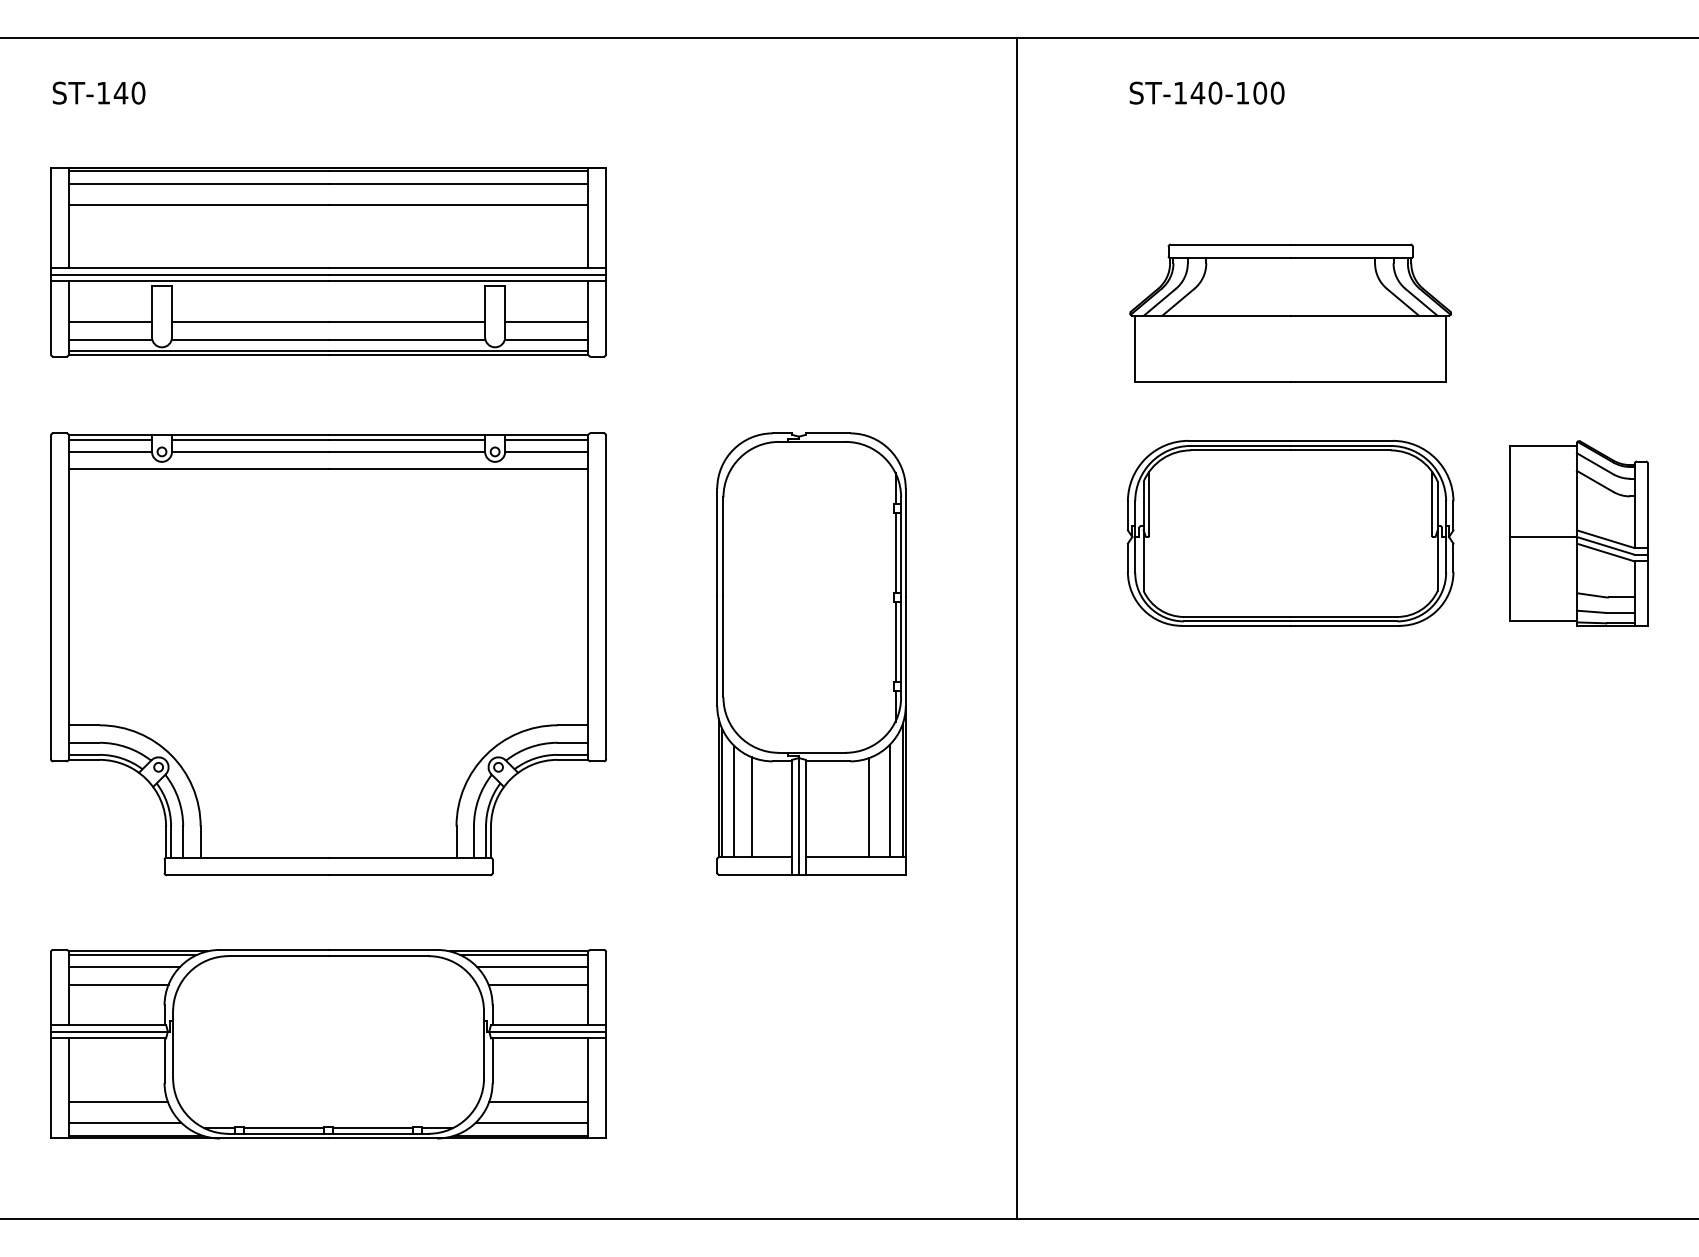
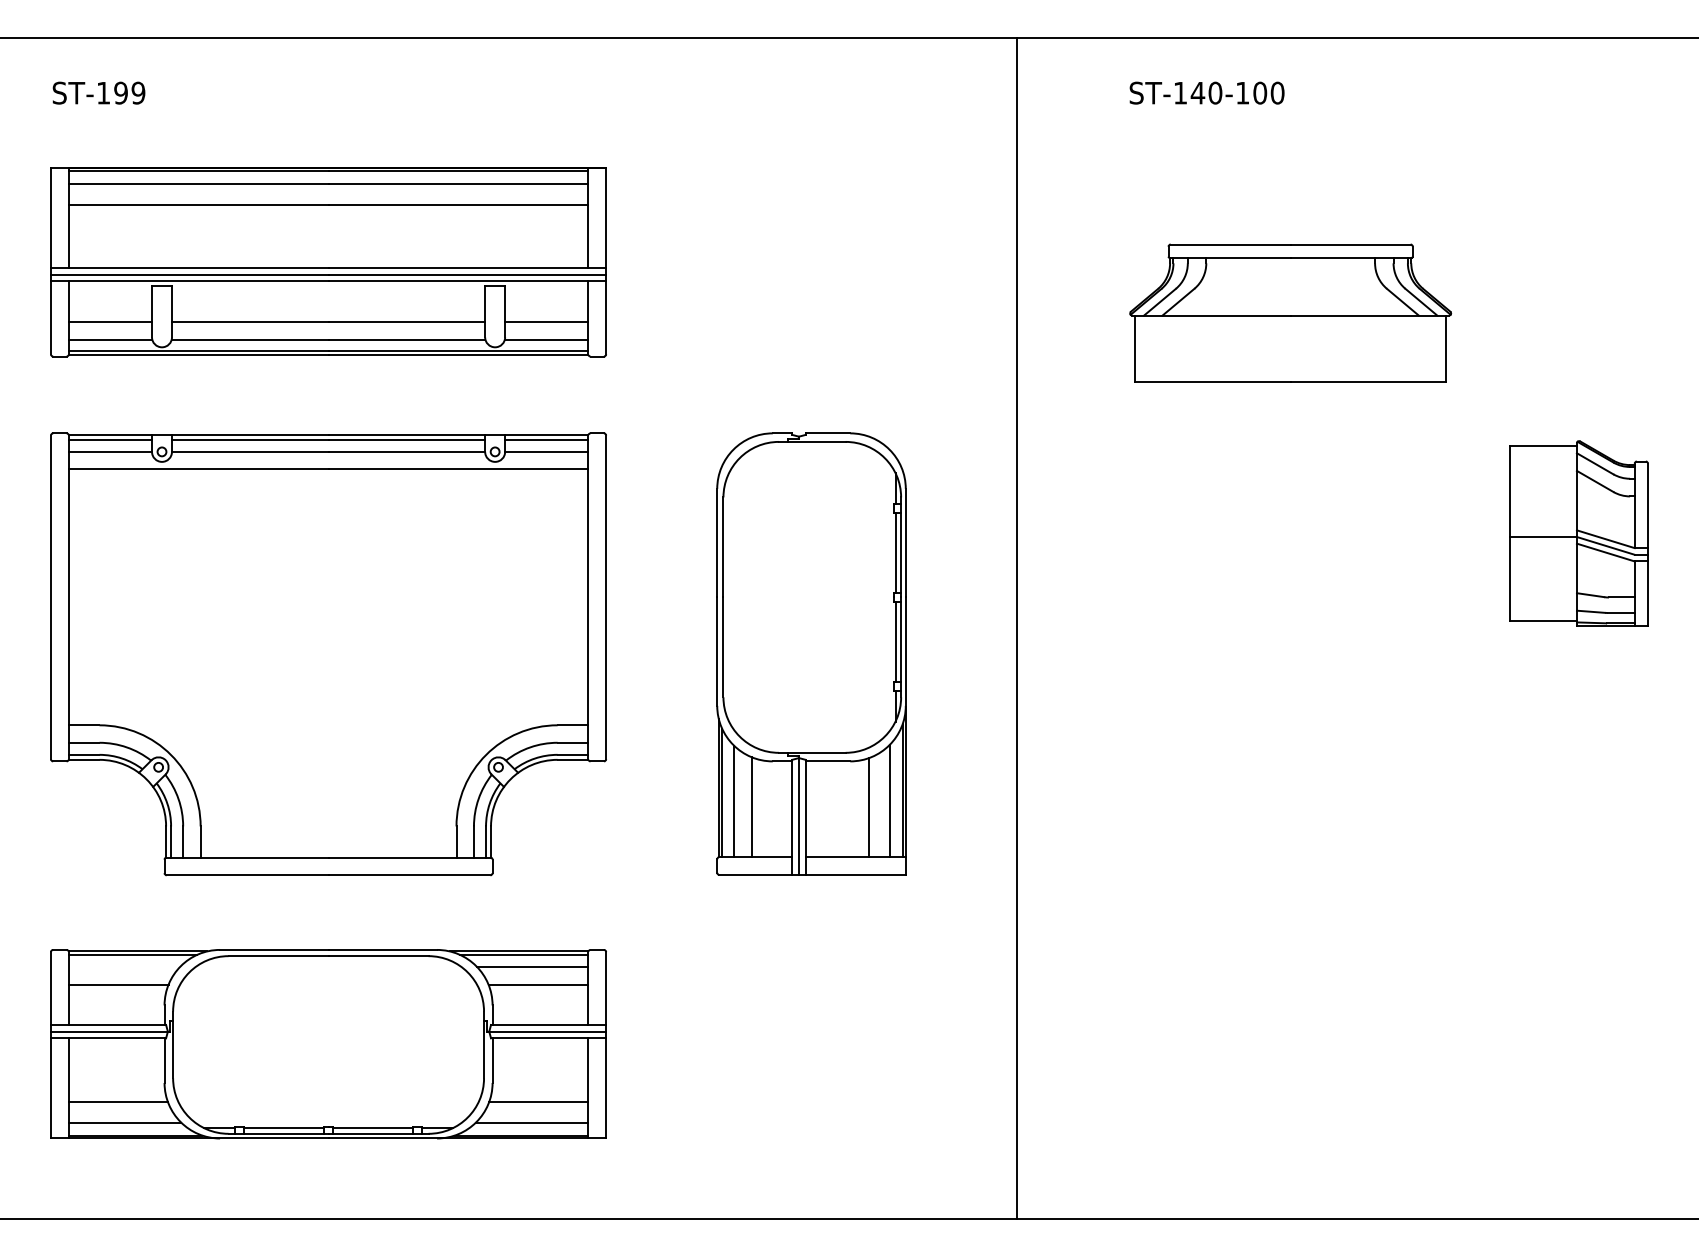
text: ST-140 -> ST-199 (129, 92)
part: present -> none (1290, 533)
line: present -> none (124, 966)
